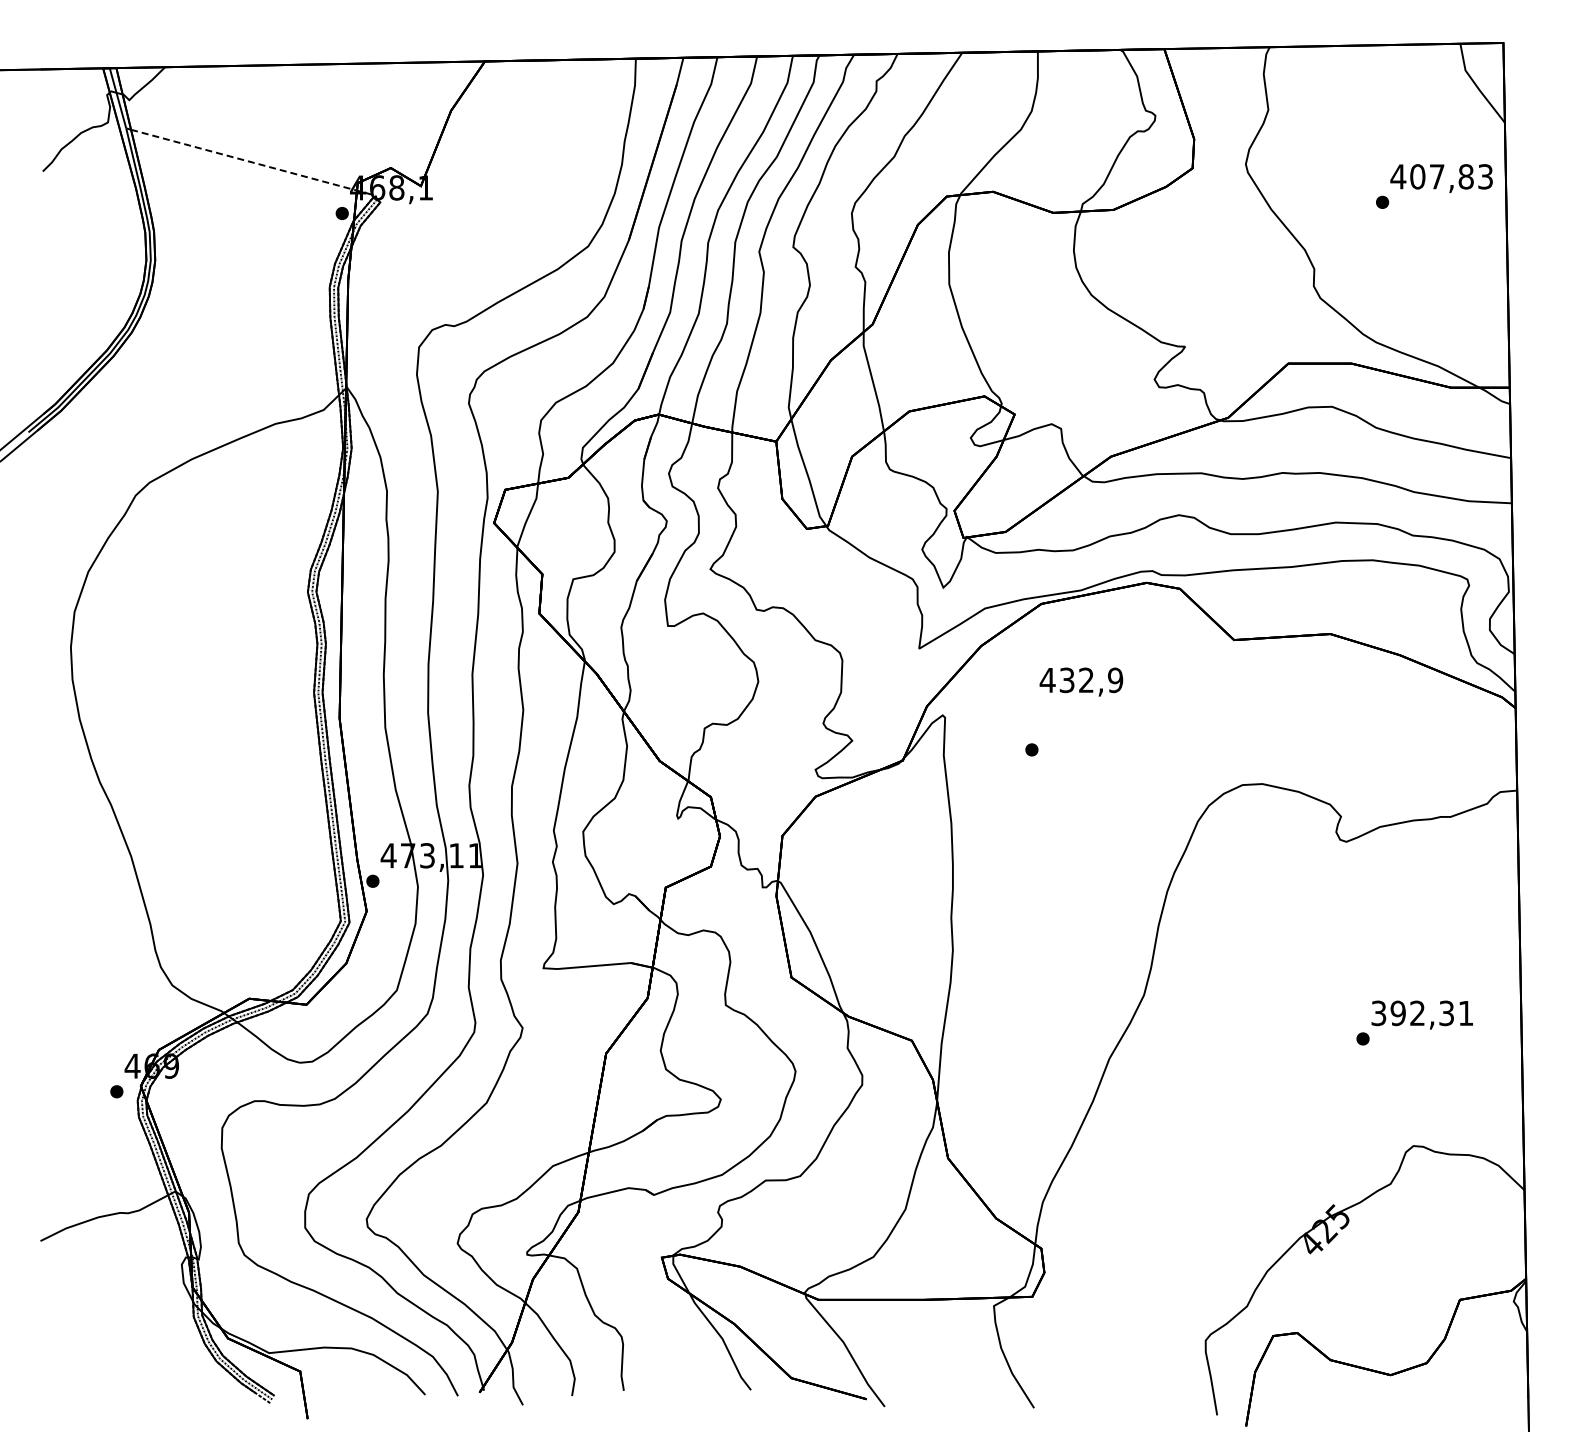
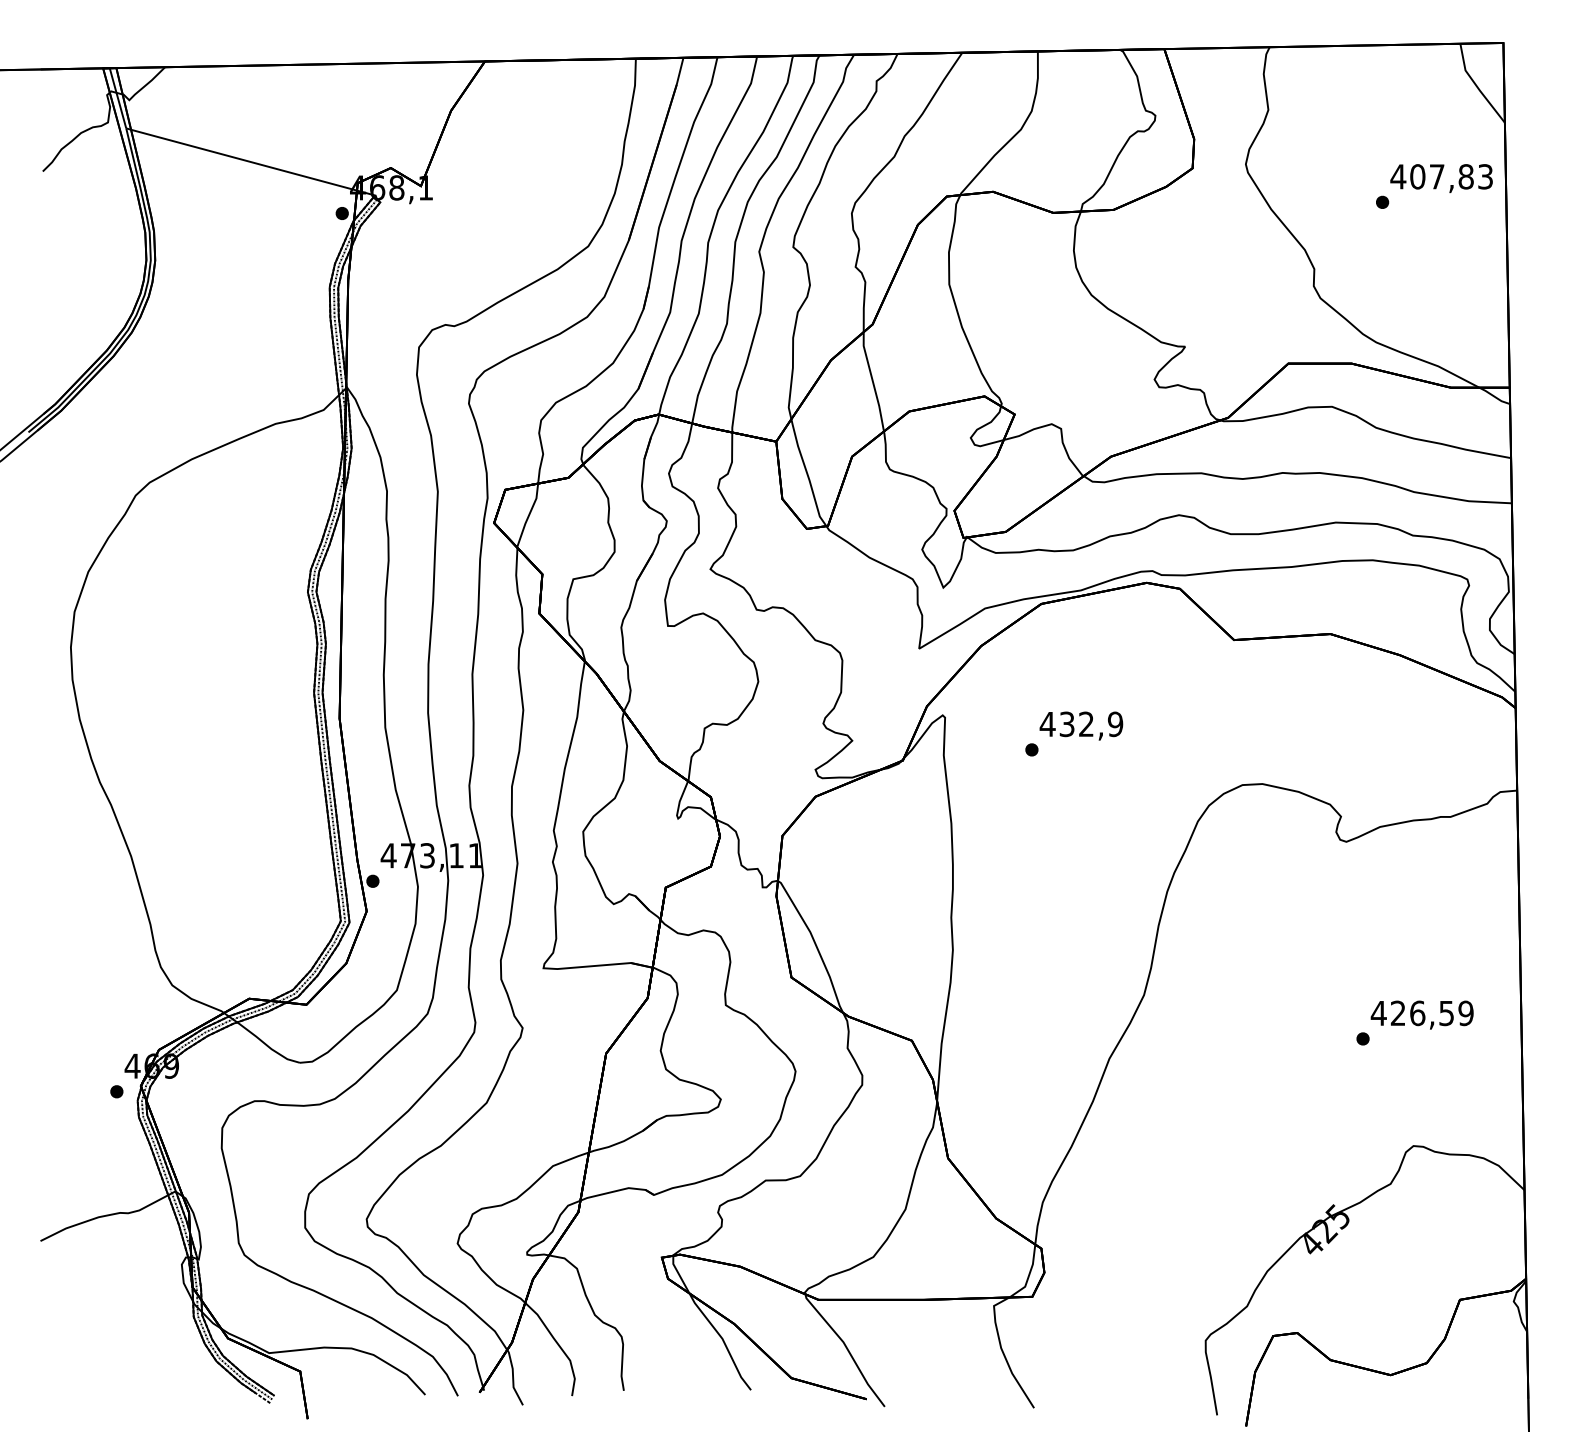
line: dashed -> solid (256, 163)
text position: (1081, 681) -> (1081, 725) (1081, 725)
text: 392,31 -> 426,59 (1421, 1013)
